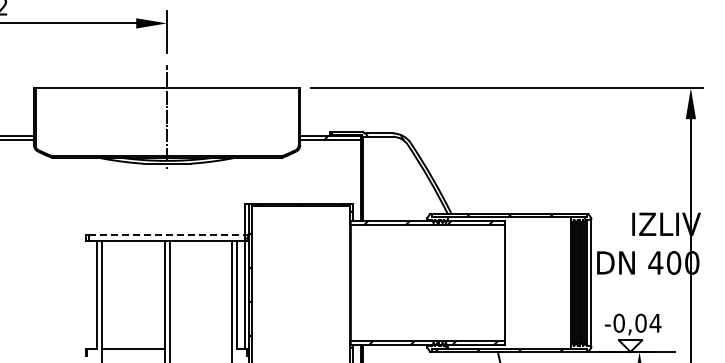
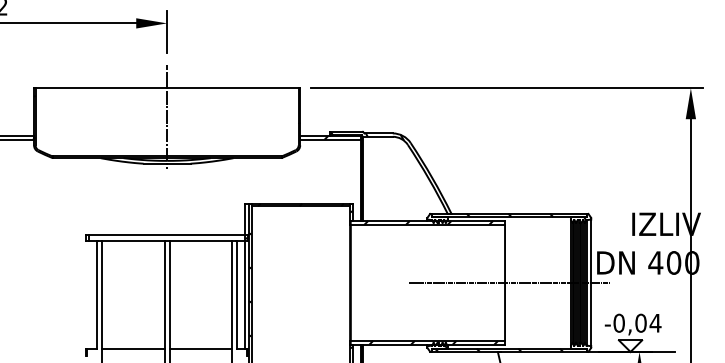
line: dashed -> solid (167, 234)
line: none -> present (508, 282)
line: none -> present (200, 349)
